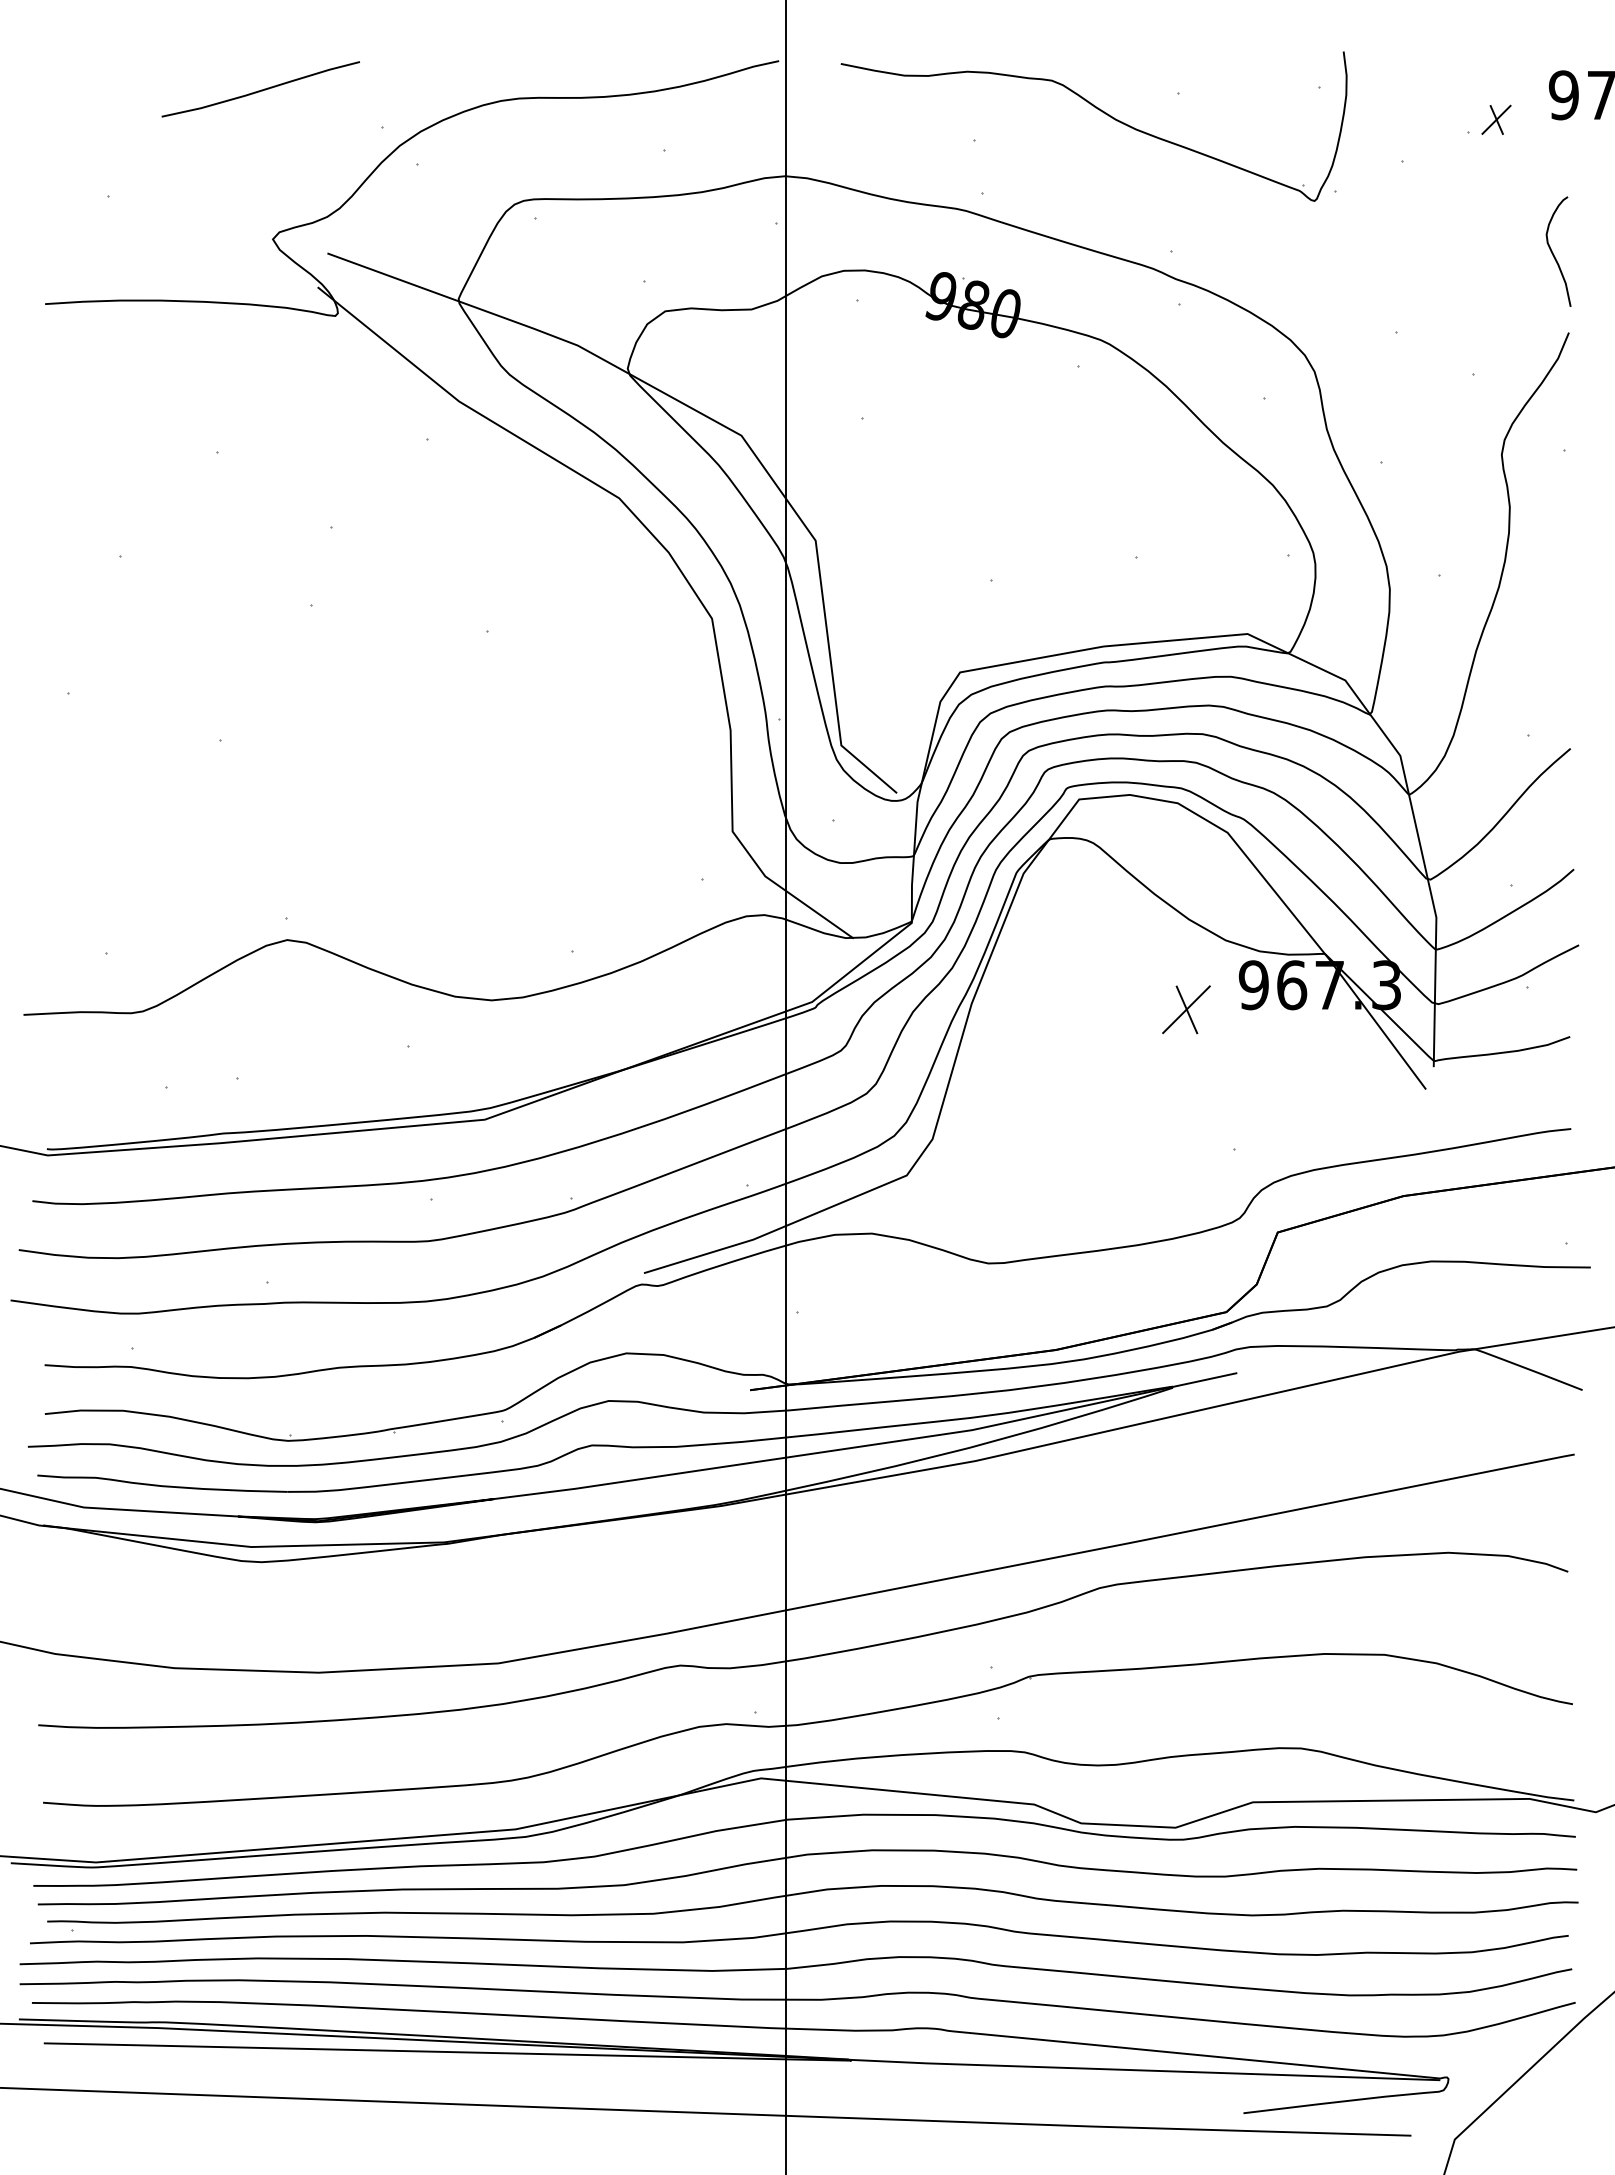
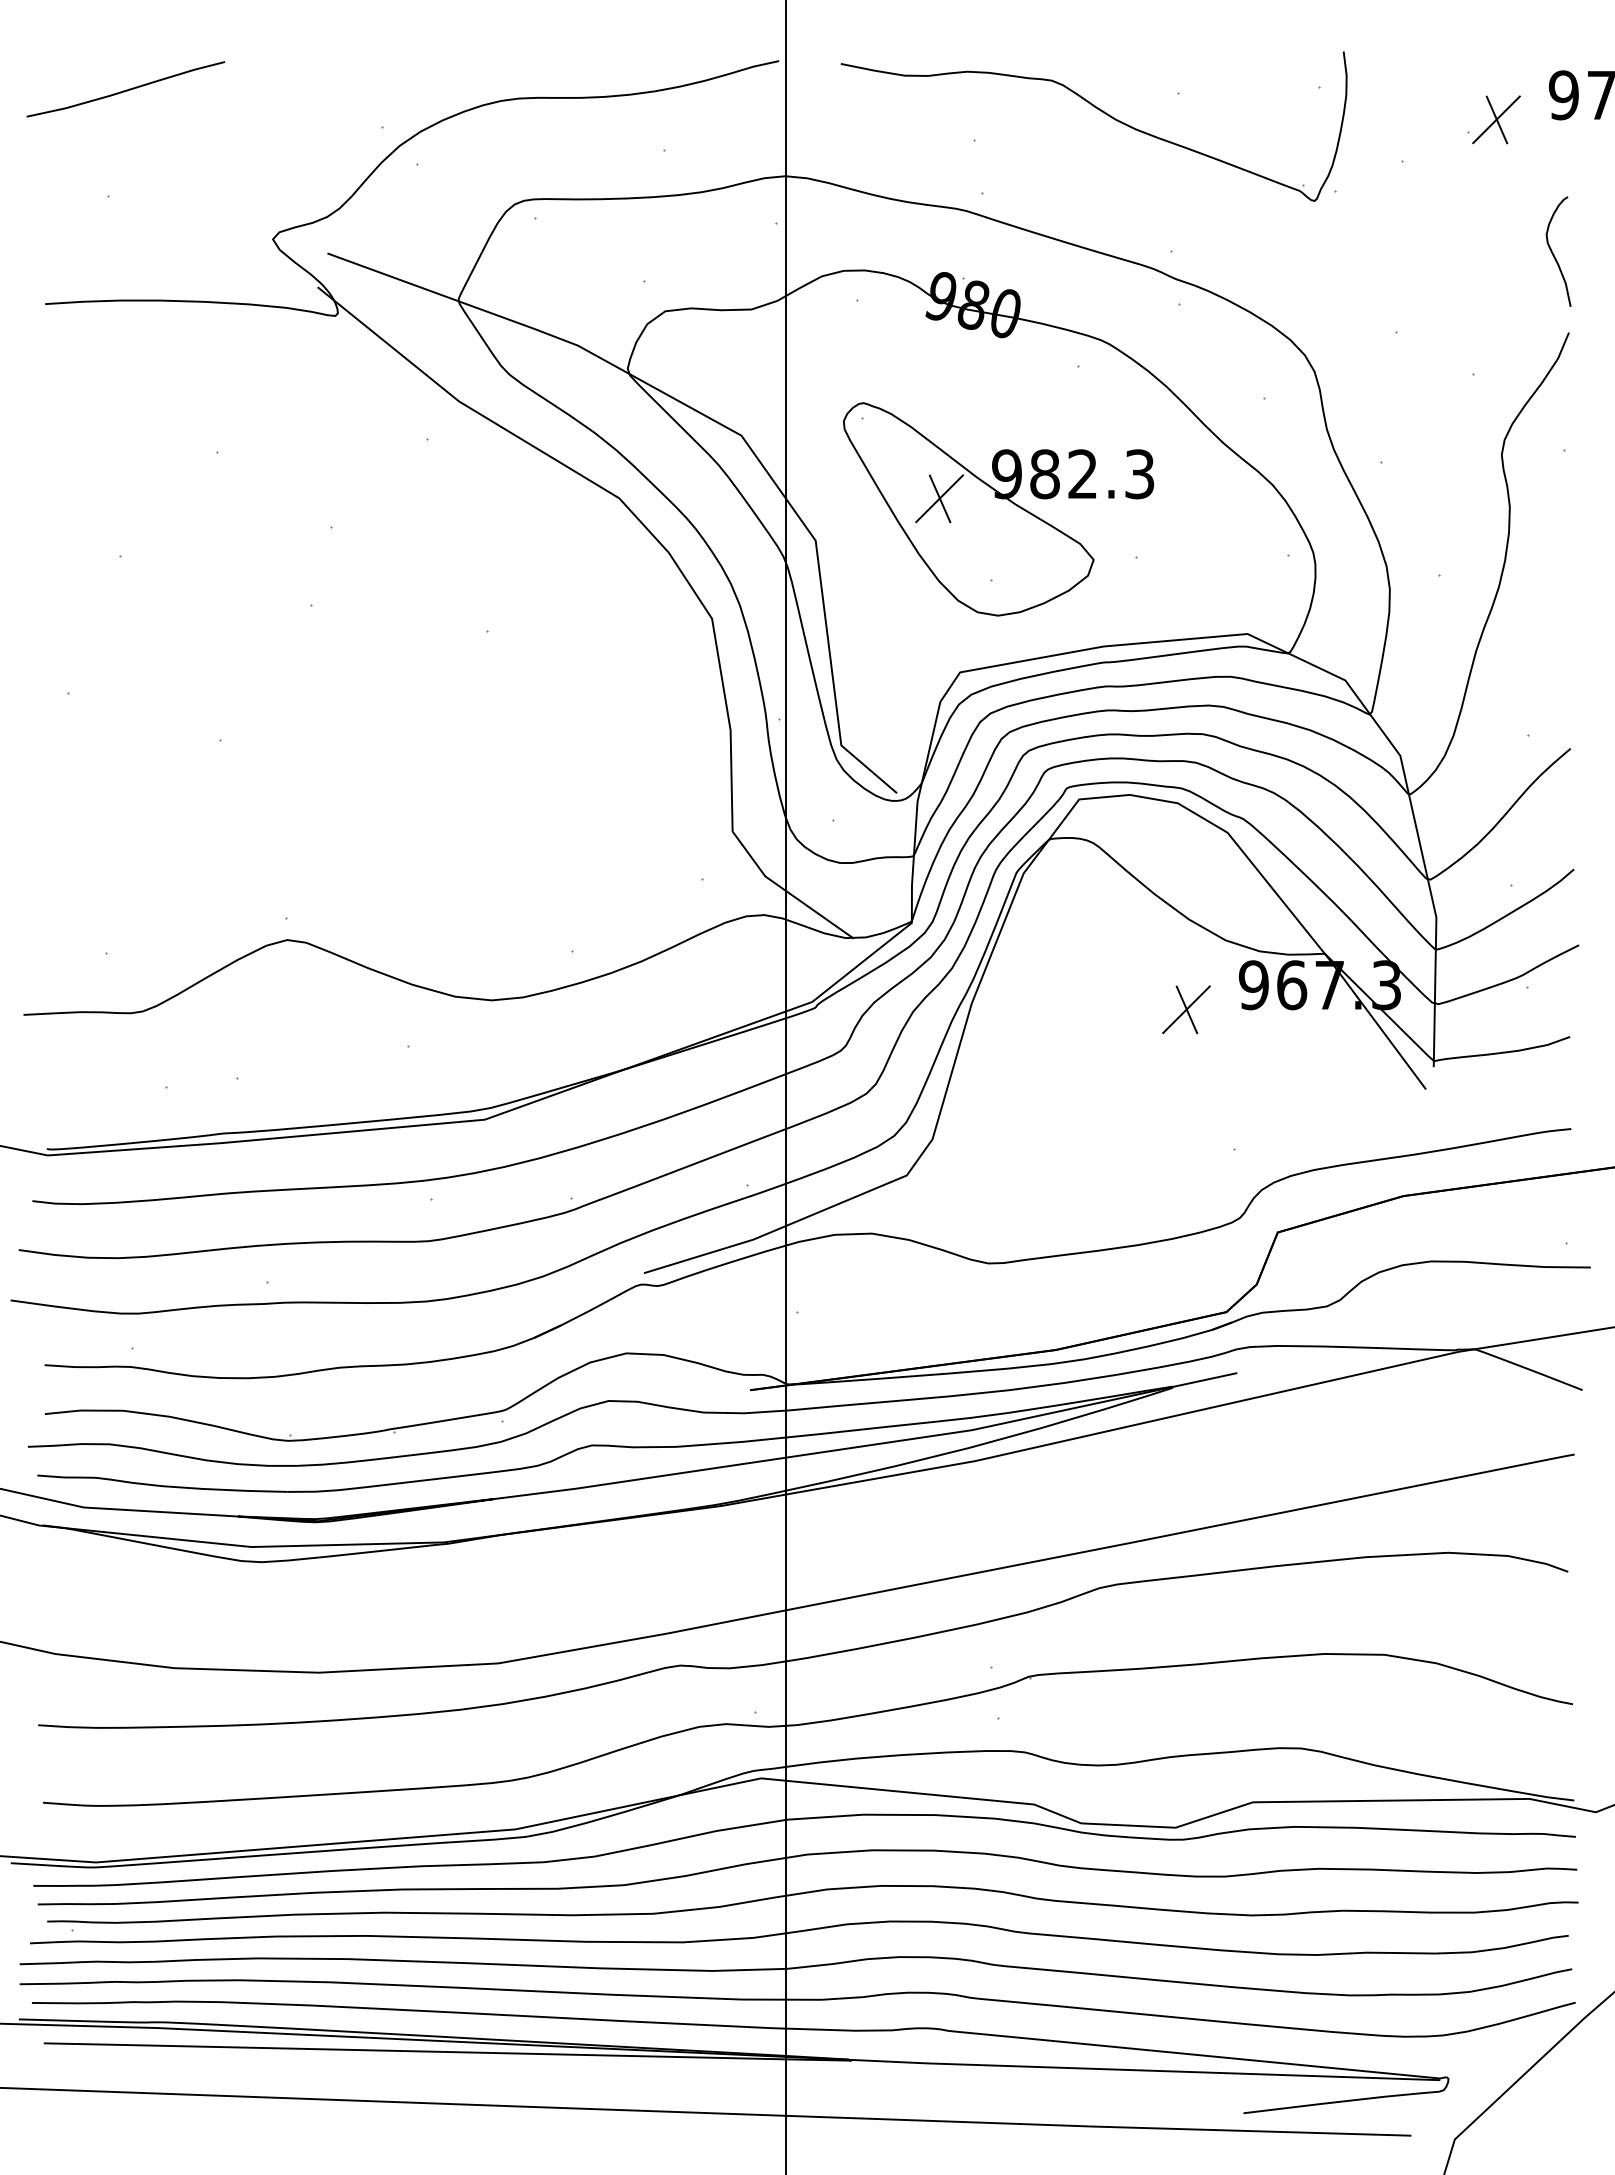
curve position: (261, 89) -> (126, 89) (126, 89)
part size: 31x31 px -> 49x50 px (1496, 119)
part: none -> present (998, 509)
